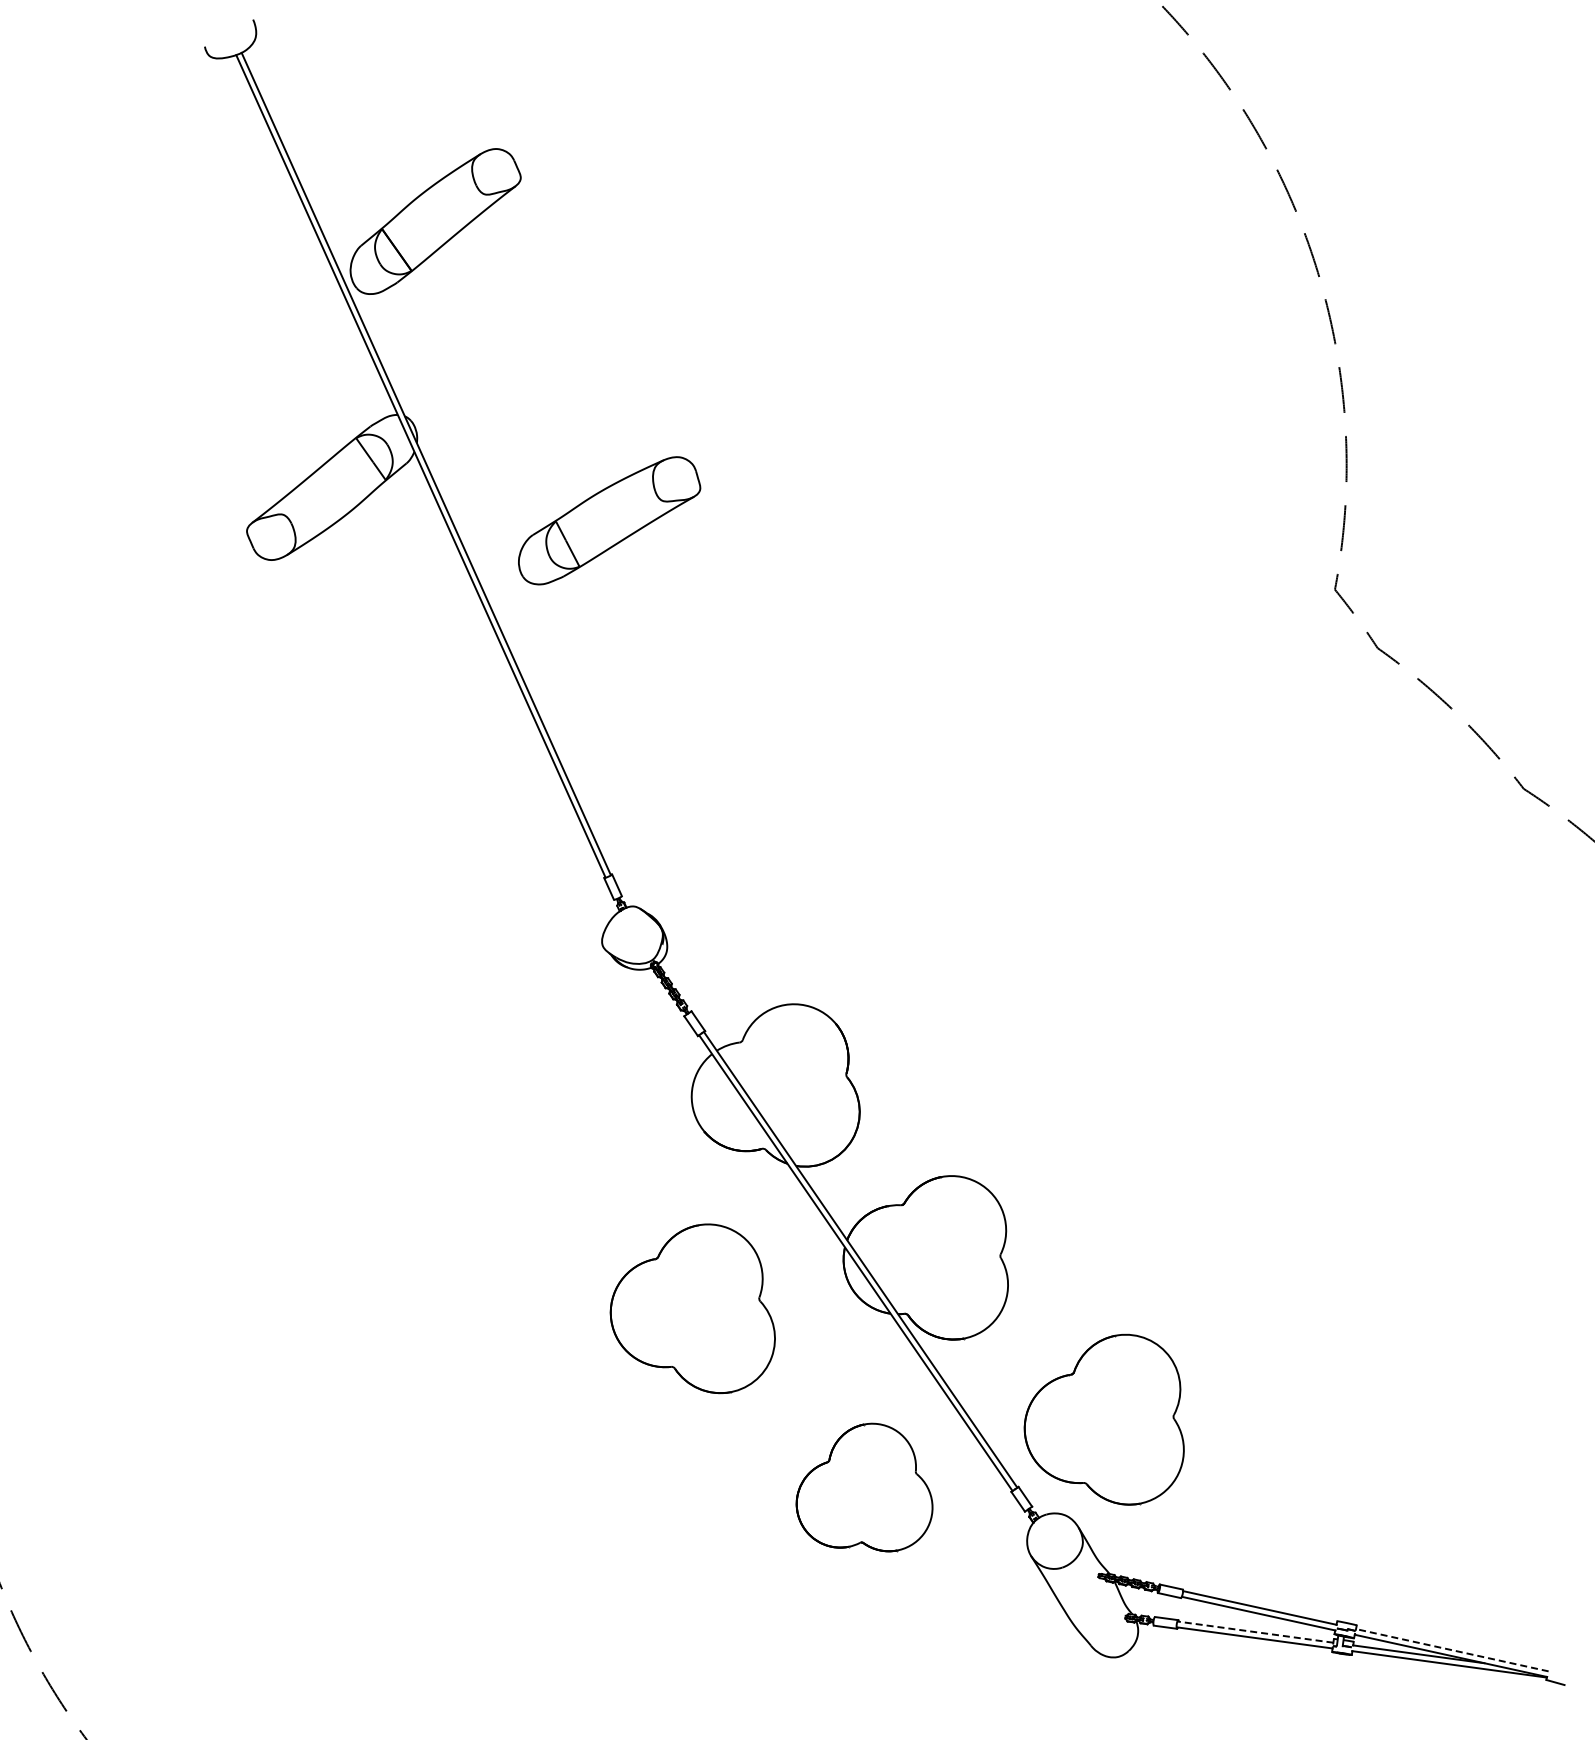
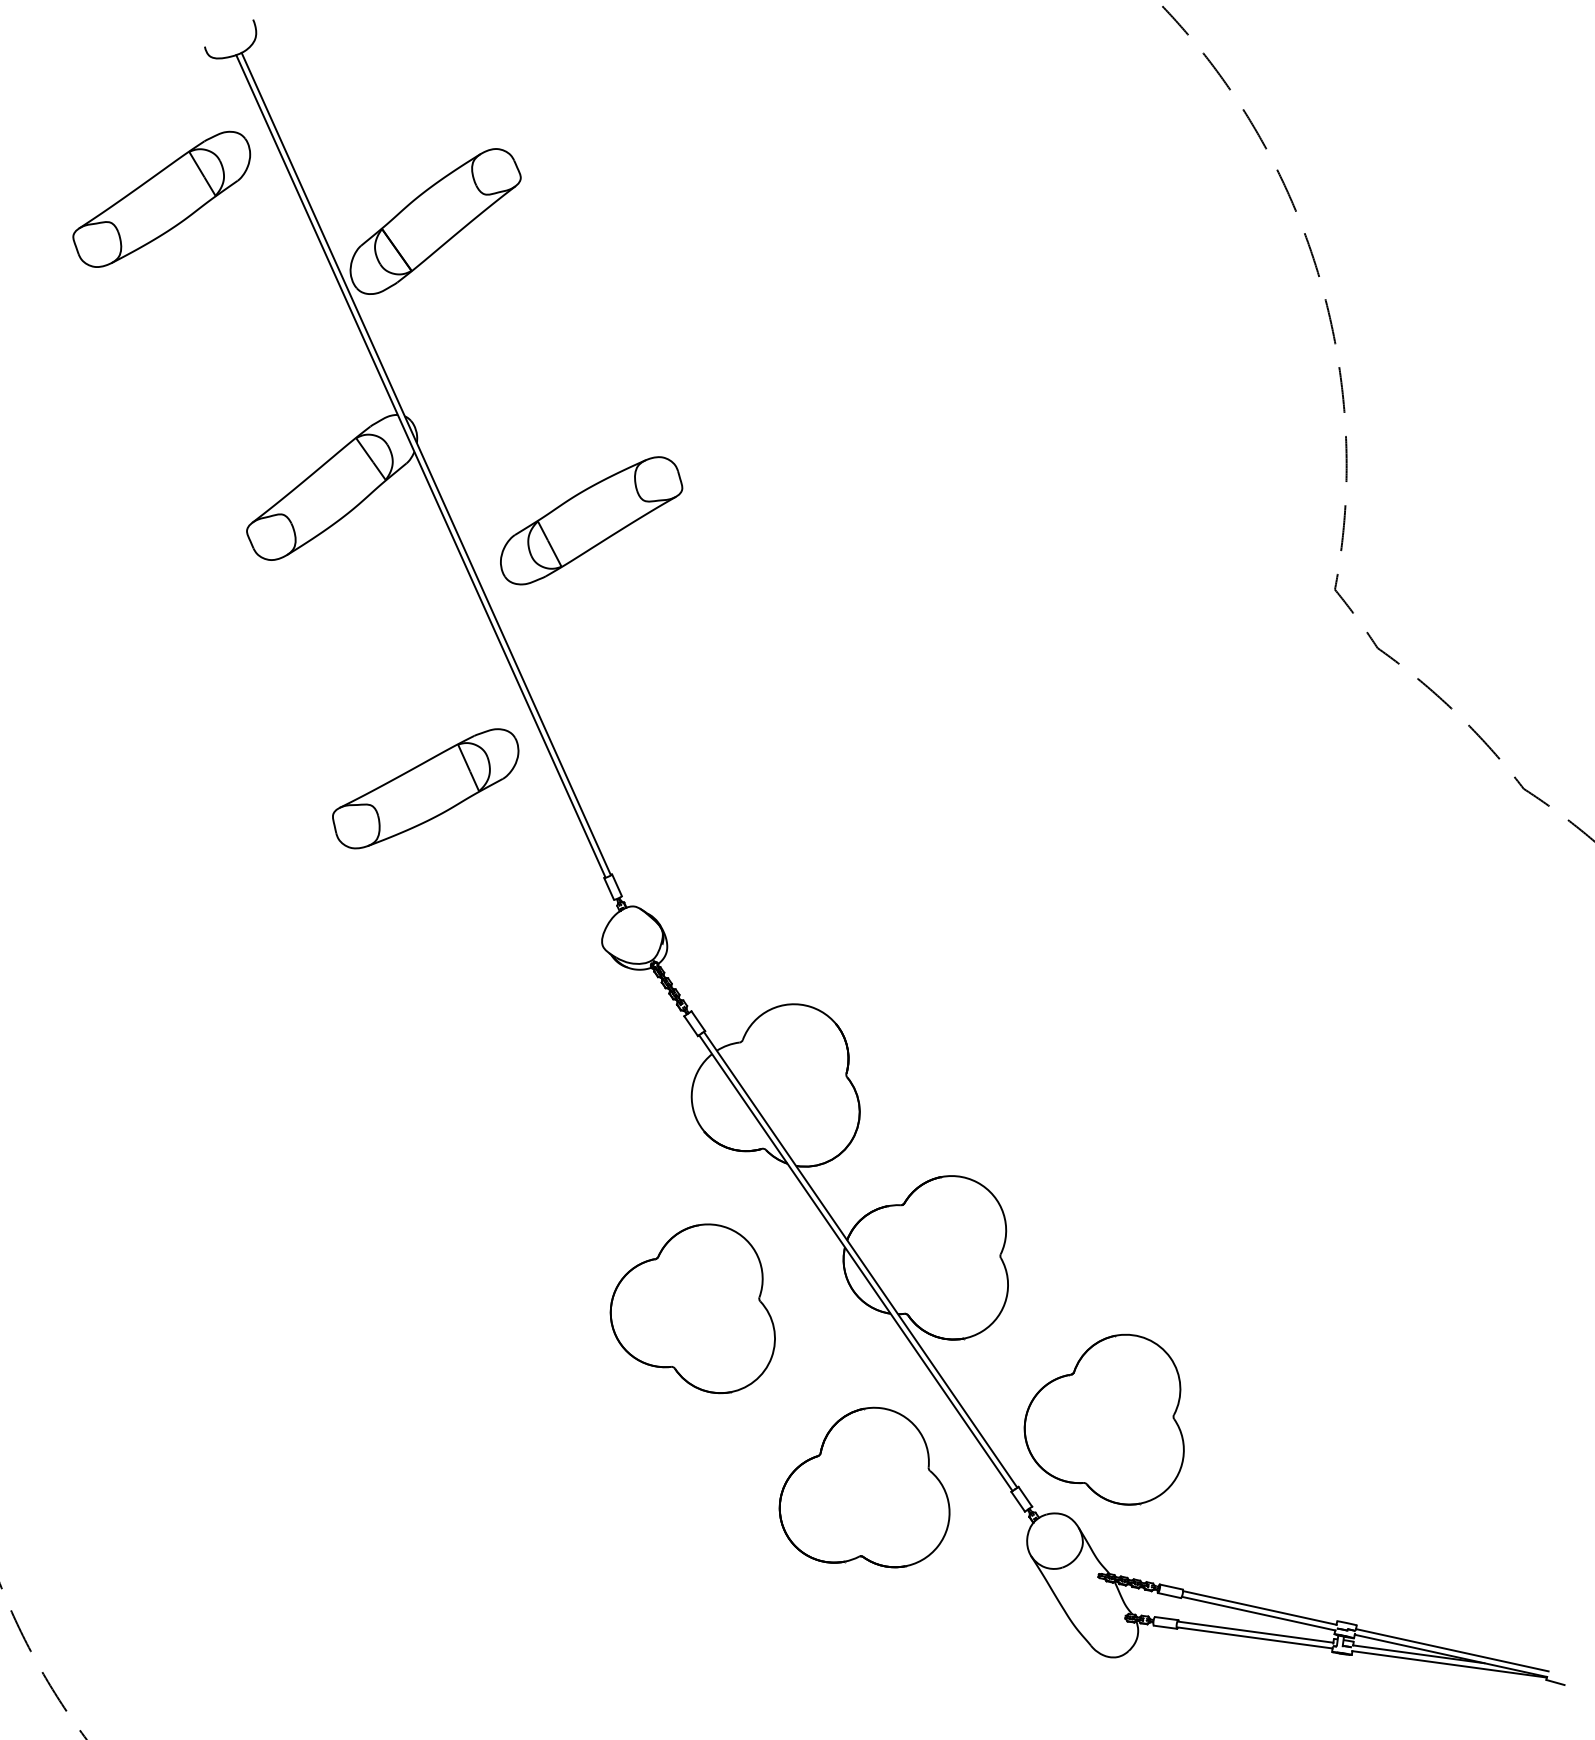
part: none -> present (161, 198)
part position: (609, 520) -> (591, 520) (591, 520)
part: none -> present (425, 788)
part size: 139x131 px -> 173x163 px (864, 1487)
line: dashed -> solid (1255, 1632)
line: dashed -> solid (1452, 1650)
